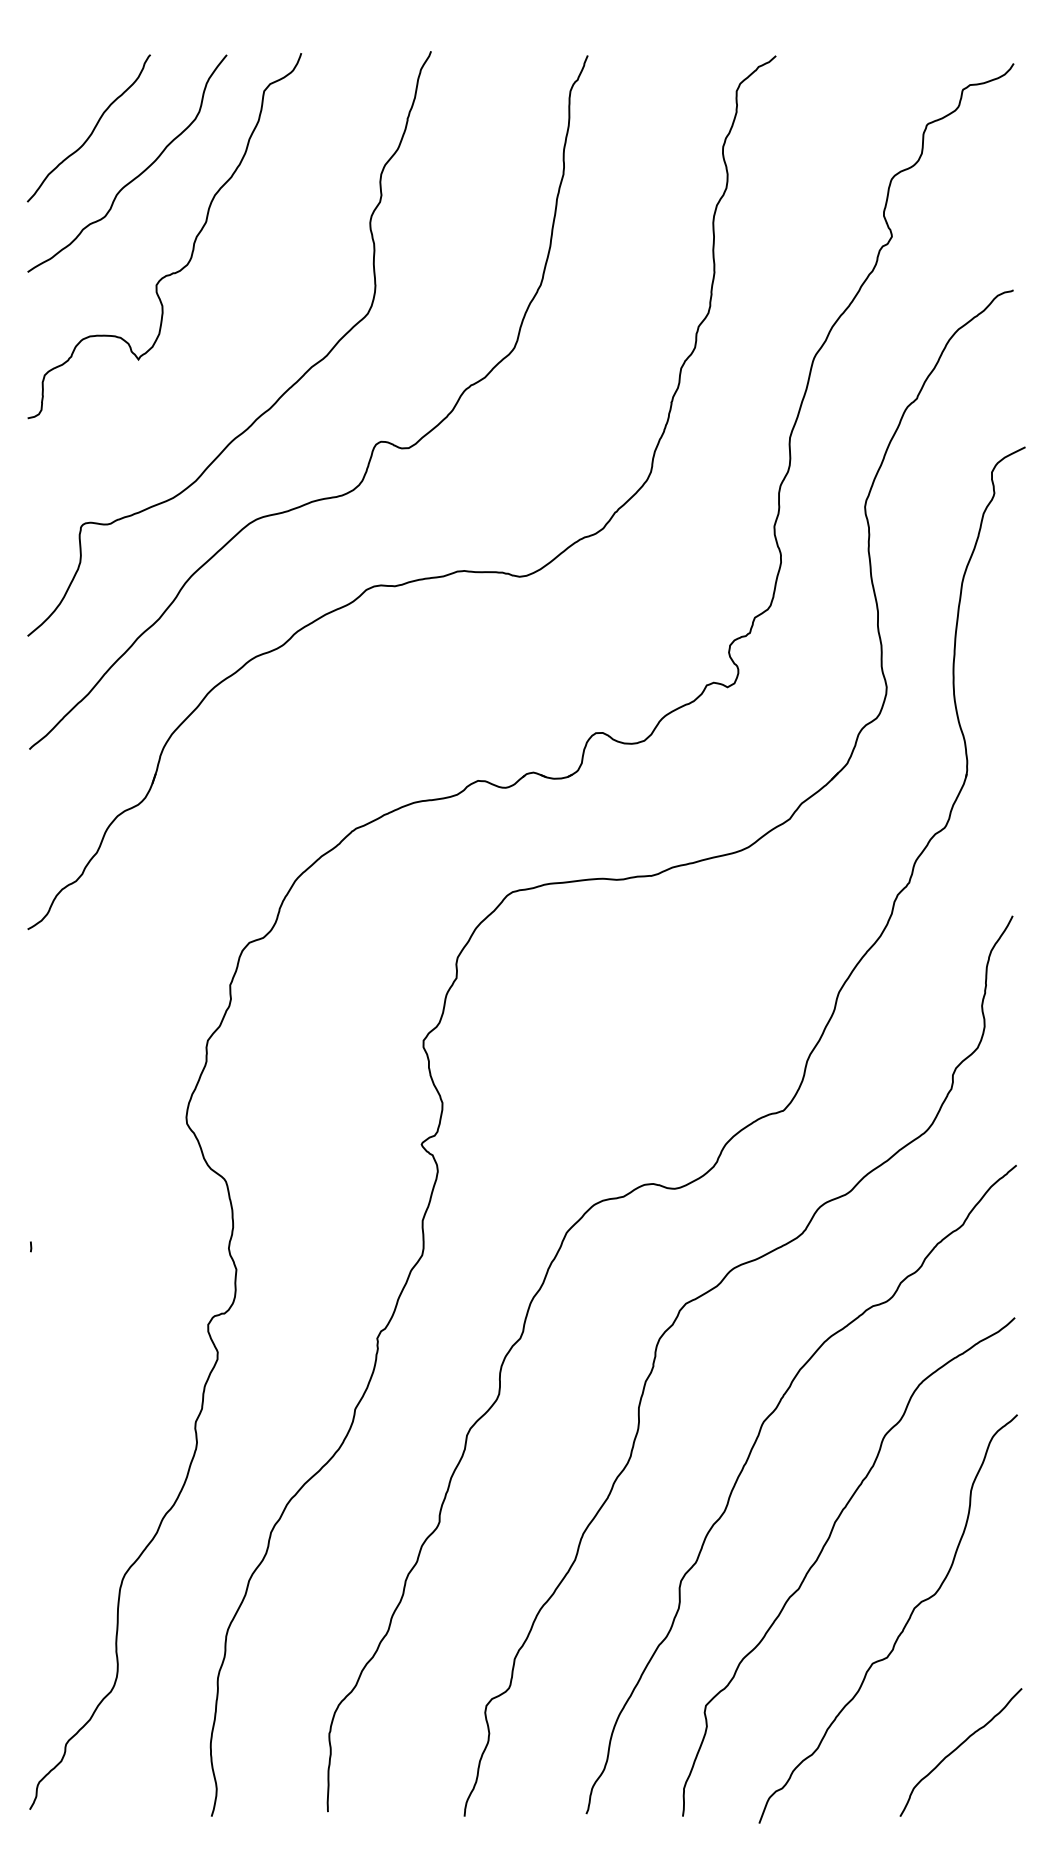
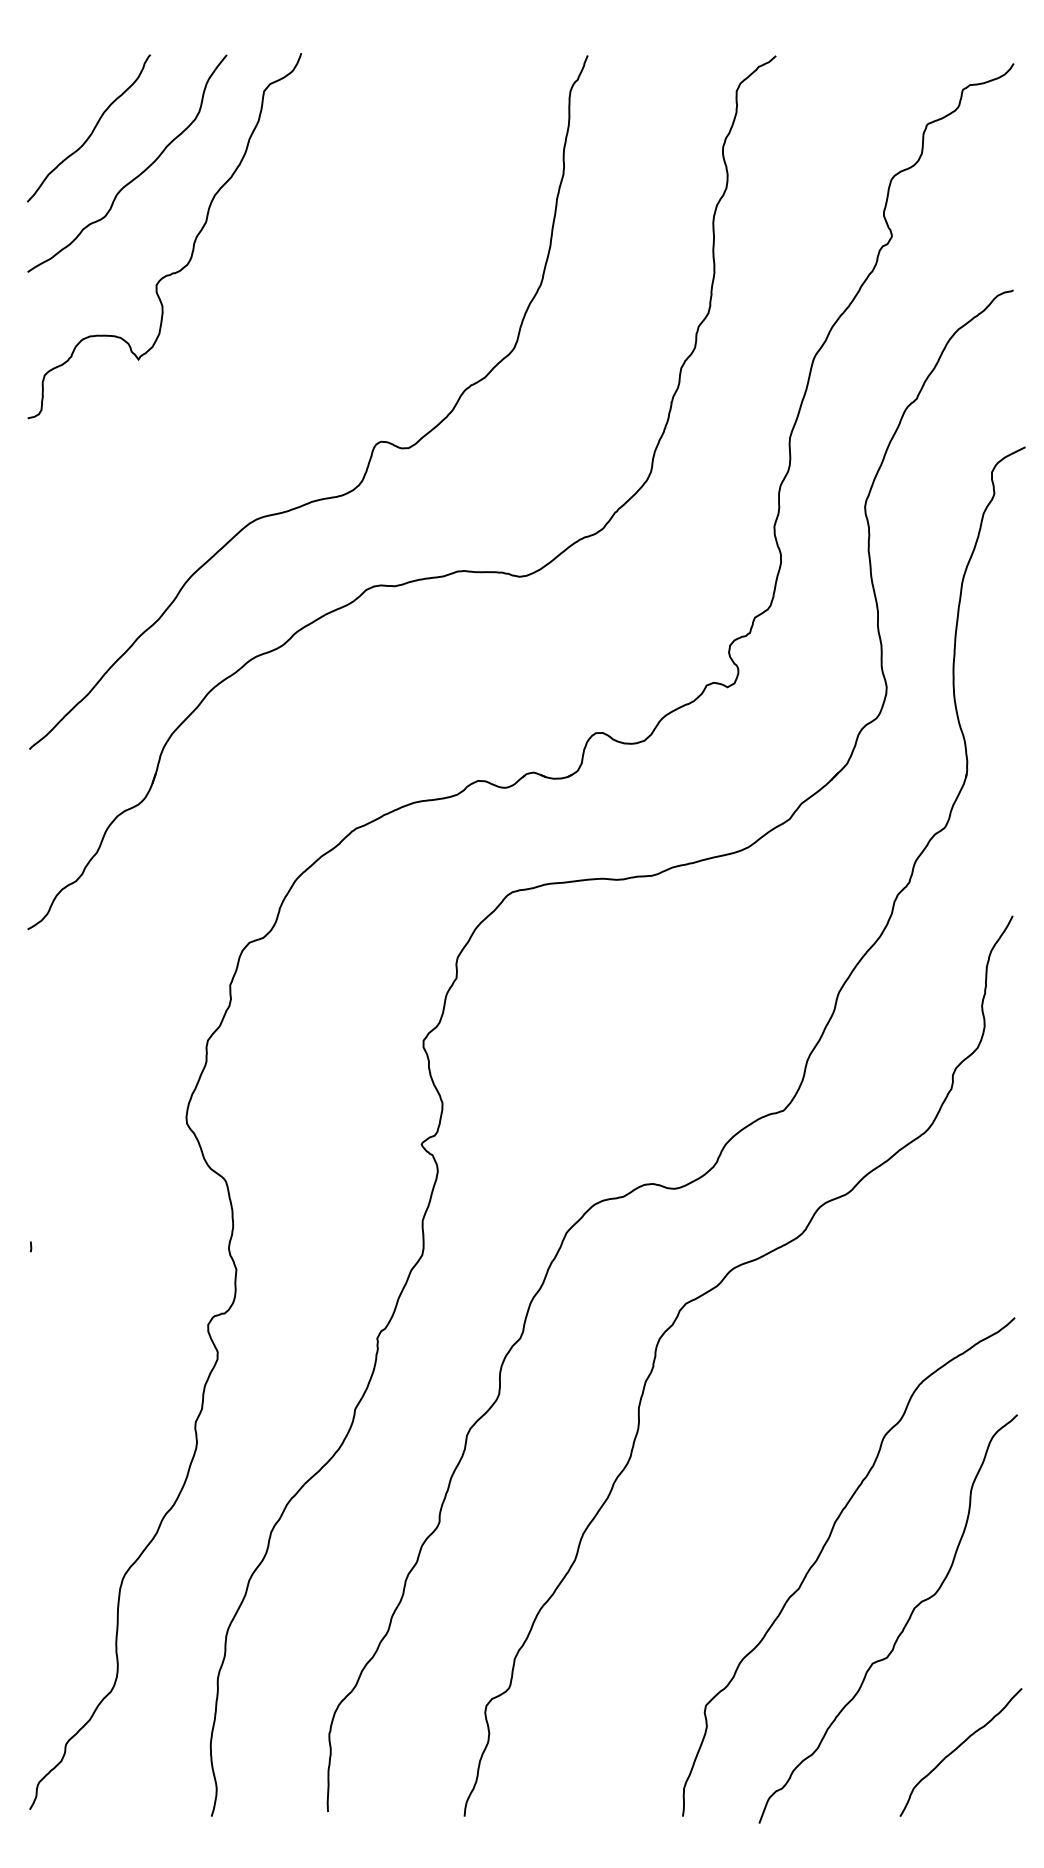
curve: present -> none (281, 394)
curve: present -> none (747, 1462)
